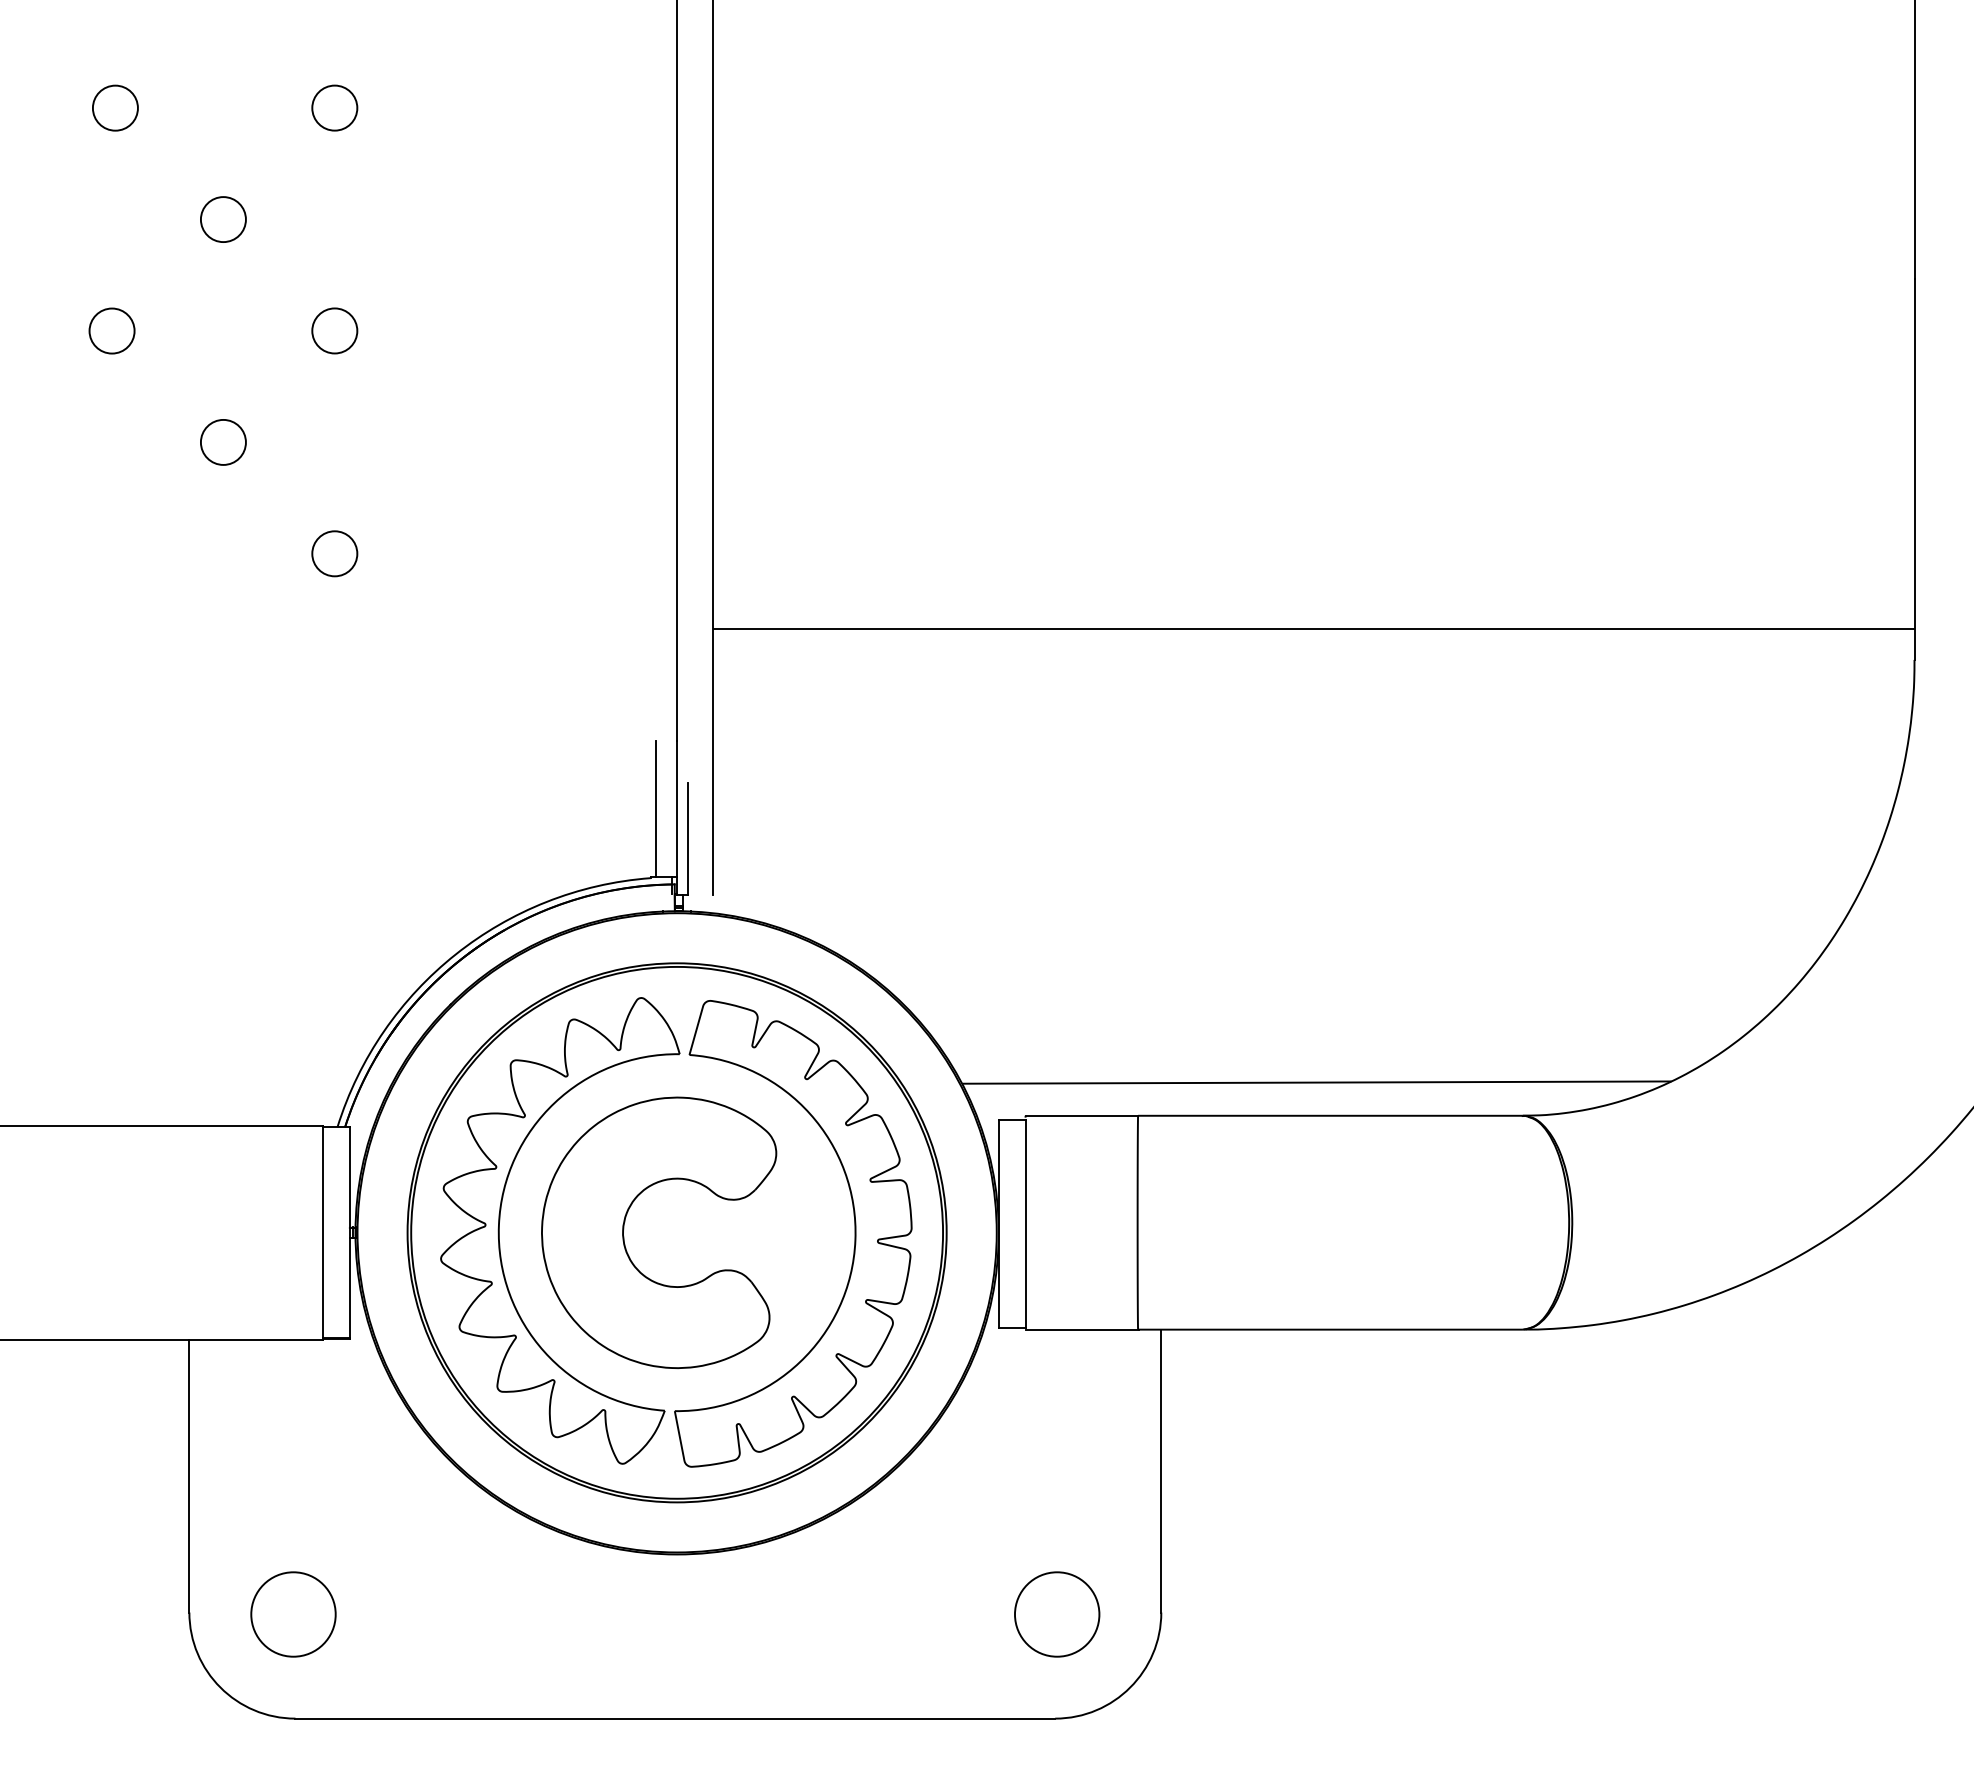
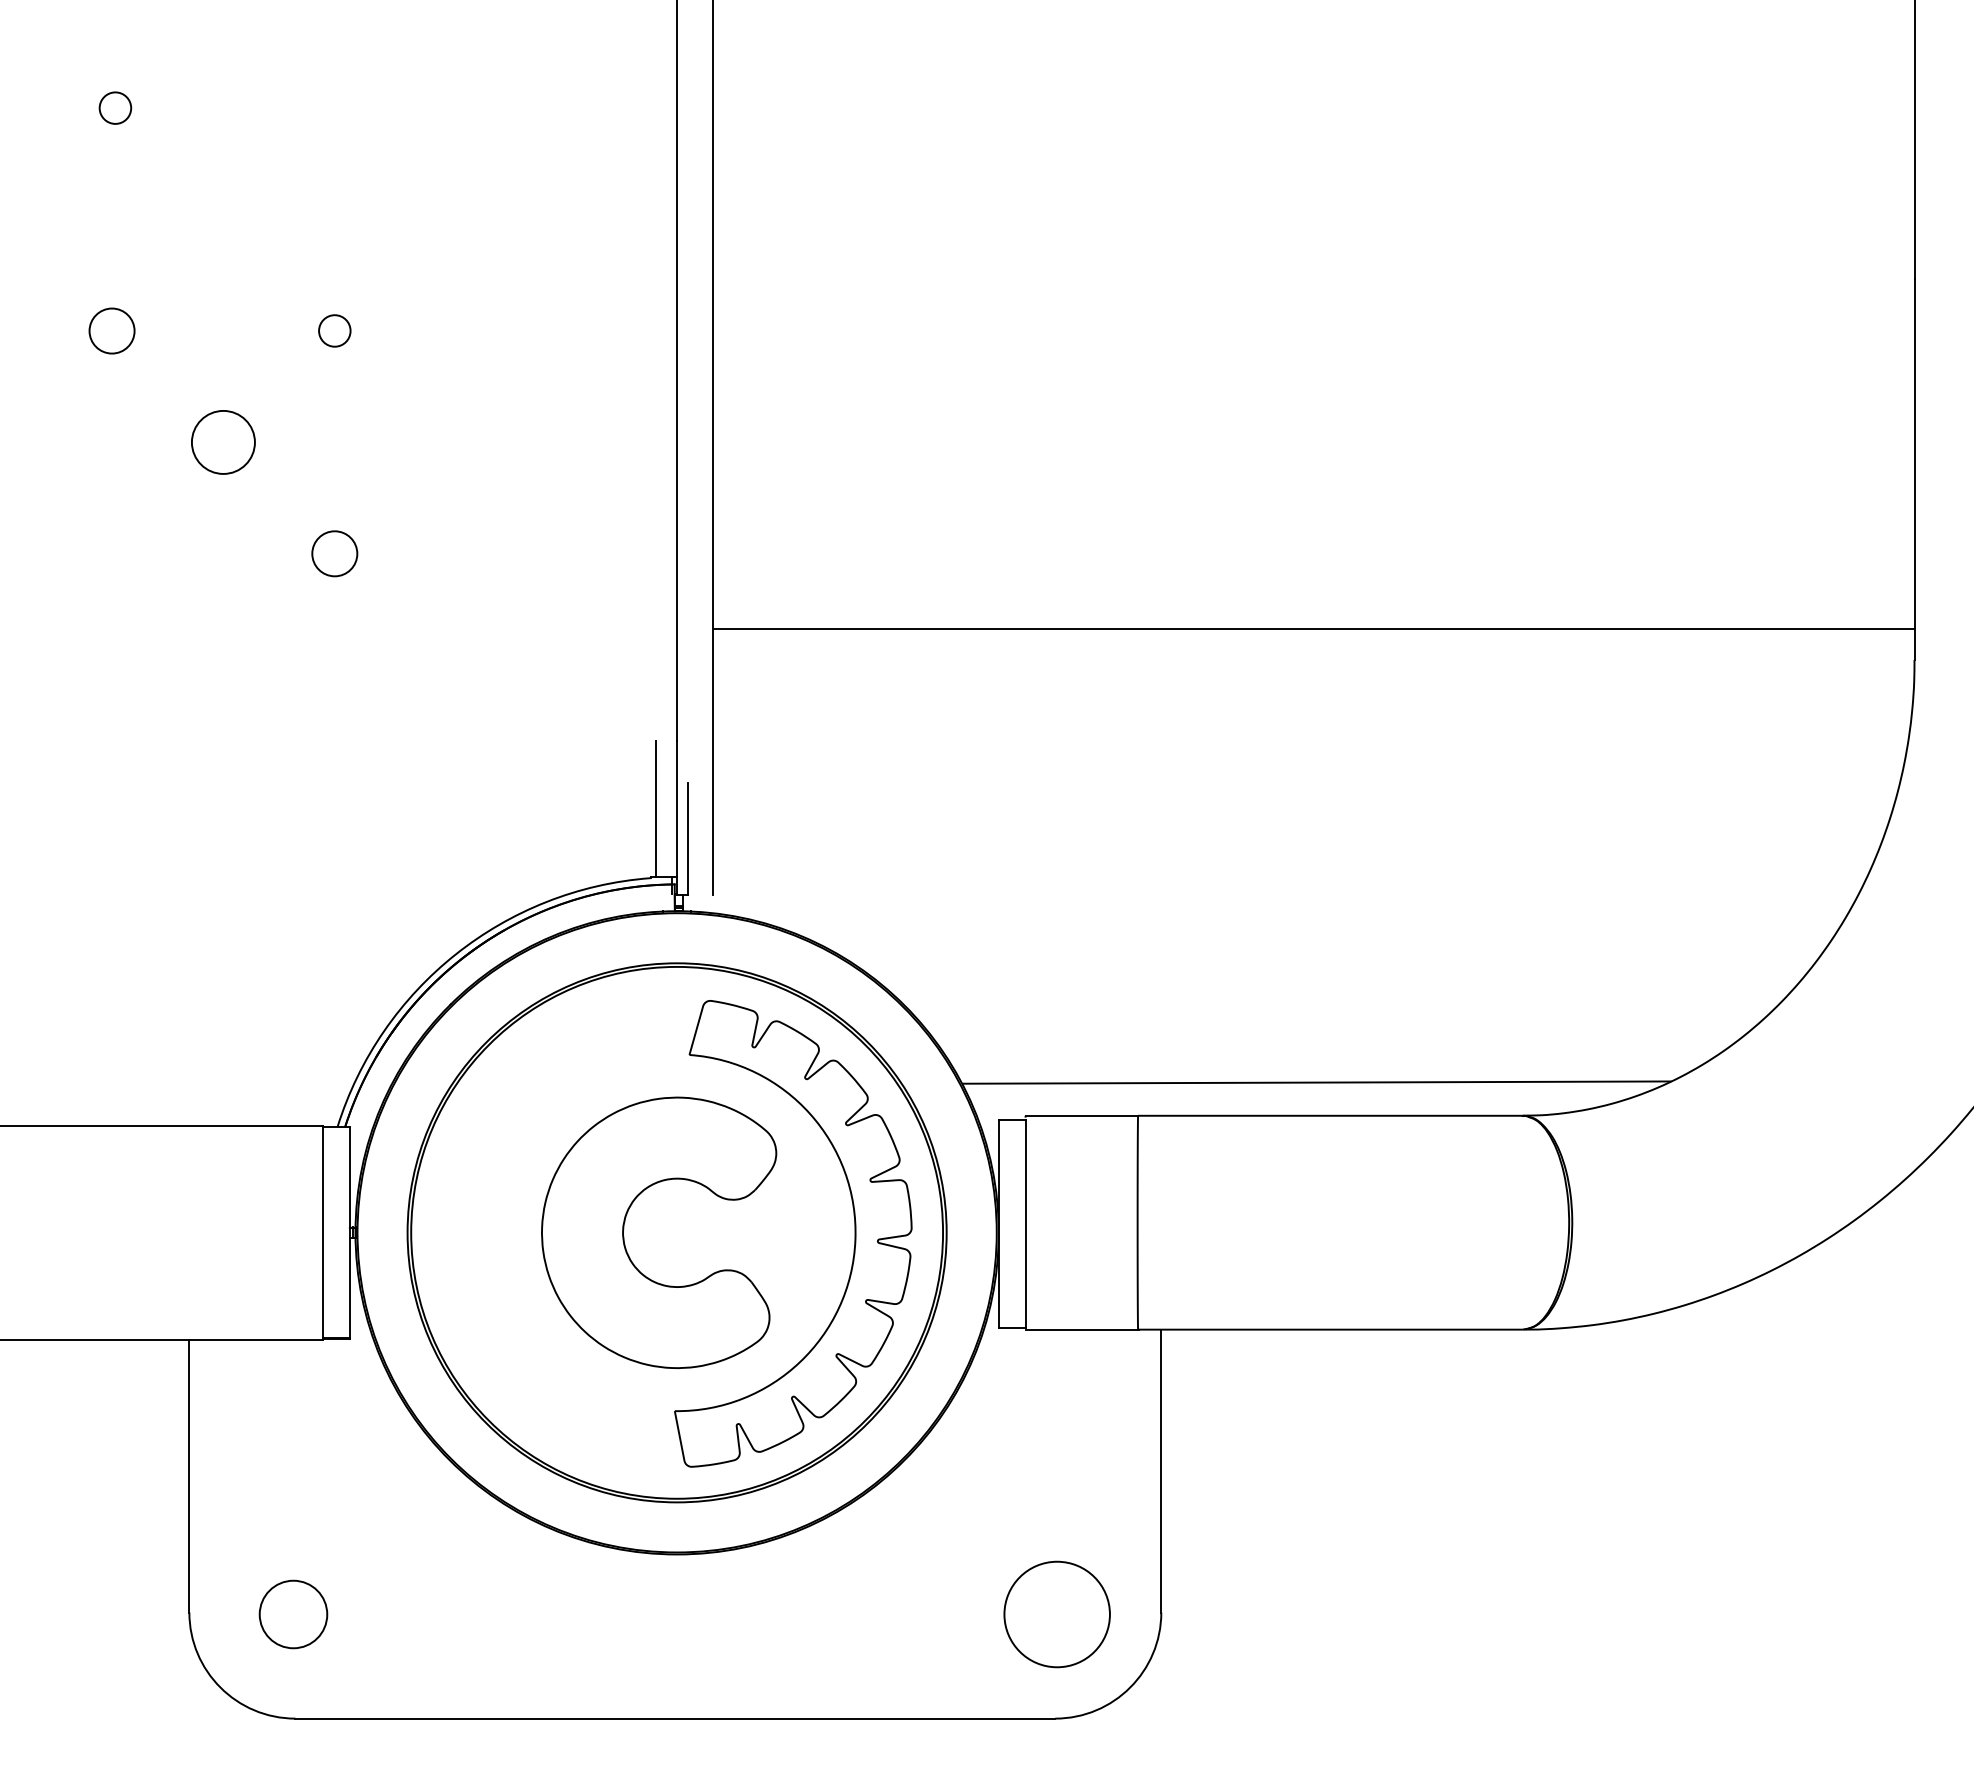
circle diameter: 45 px -> 32 px (115, 107)
circle: present -> none (334, 107)
circle: present -> none (223, 219)
circle diameter: 45 px -> 32 px (334, 330)
circle diameter: 45 px -> 63 px (222, 441)
part: present -> none (500, 1220)
circle diameter: 84 px -> 68 px (293, 1614)
circle diameter: 84 px -> 106 px (1056, 1614)
